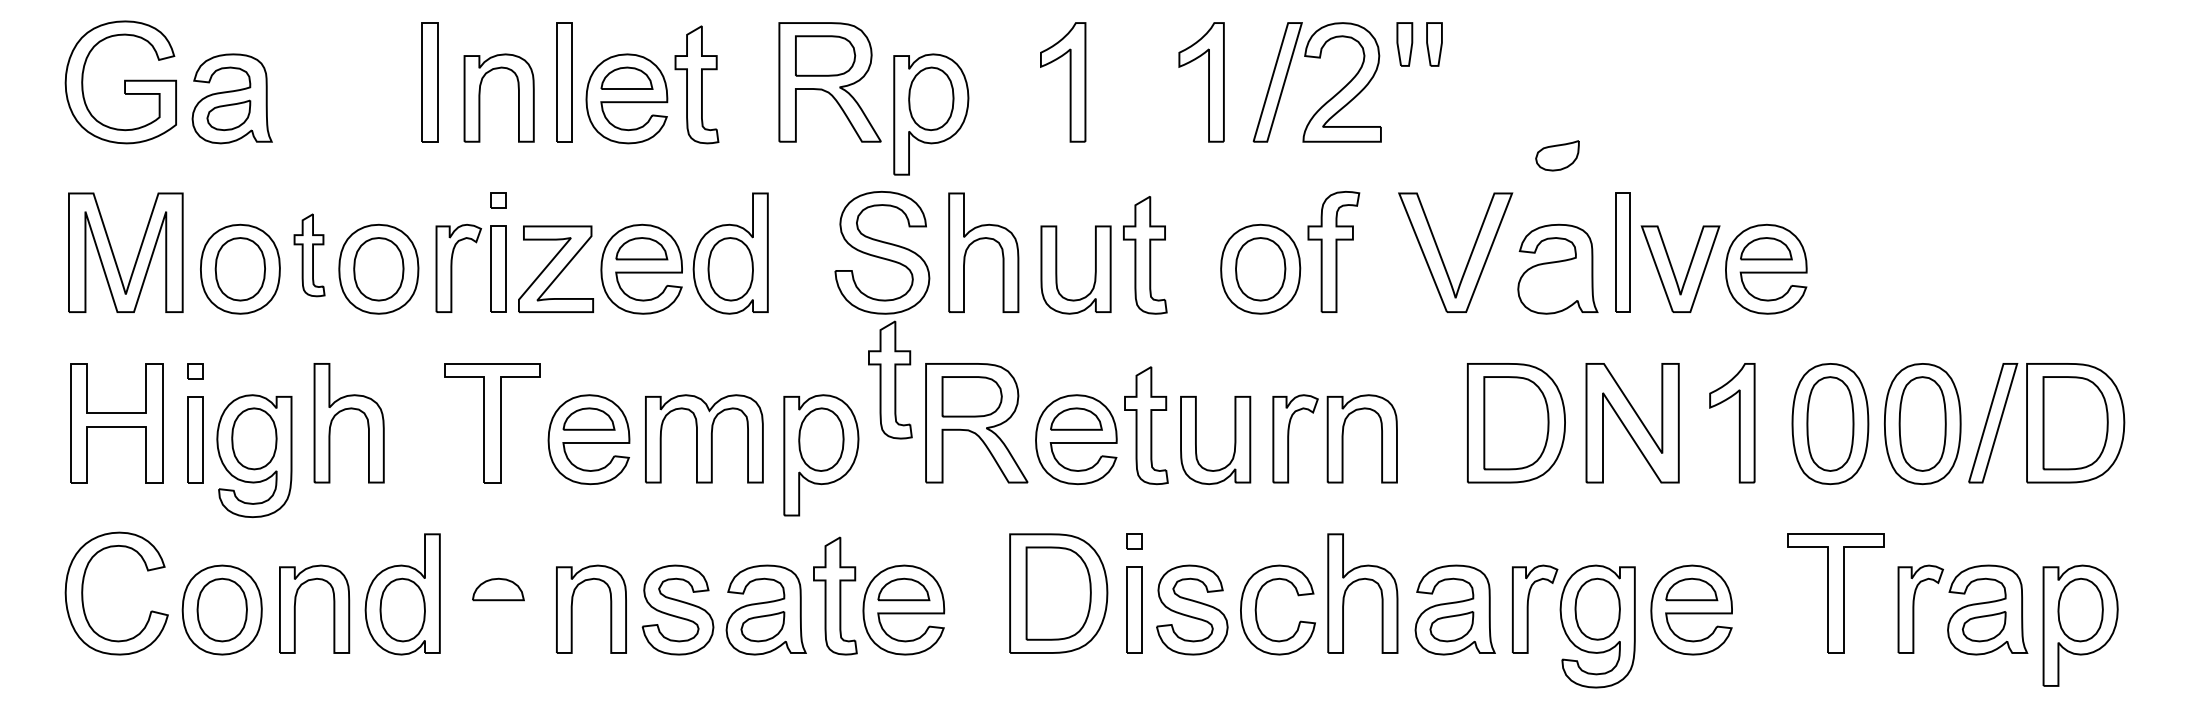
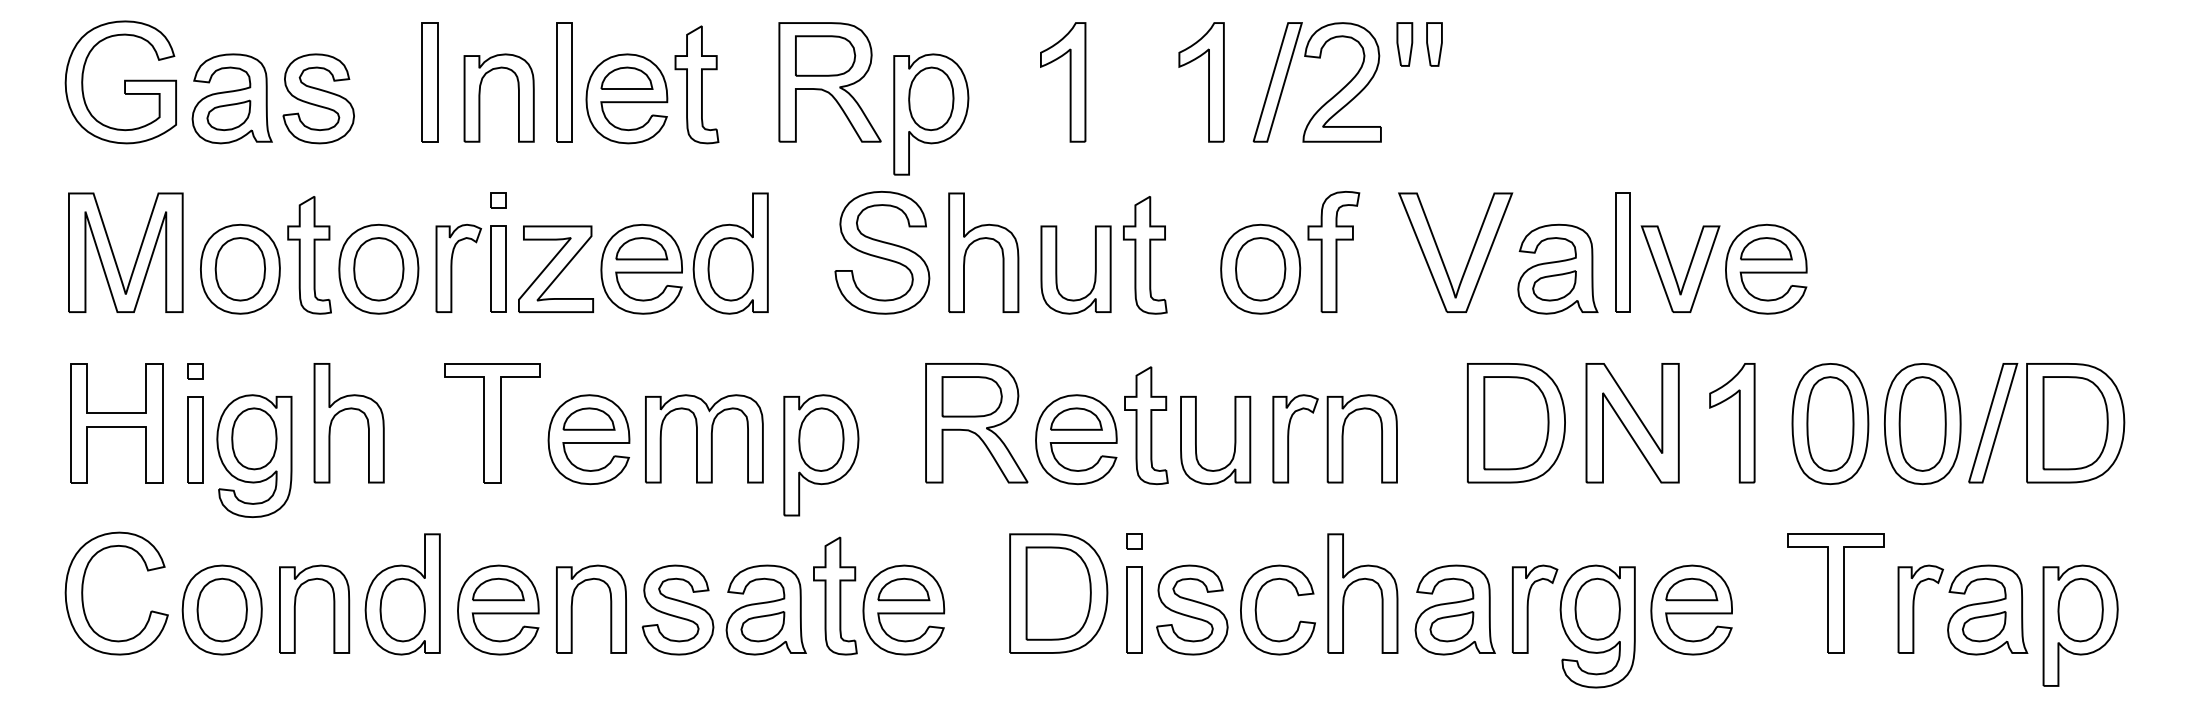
part: none -> present (318, 98)
part position: (1557, 155) -> (1554, 285) (1554, 285)
part size: 33x85 px -> 45x119 px (309, 255)
part: present -> none (890, 379)
part: none -> present (498, 609)
